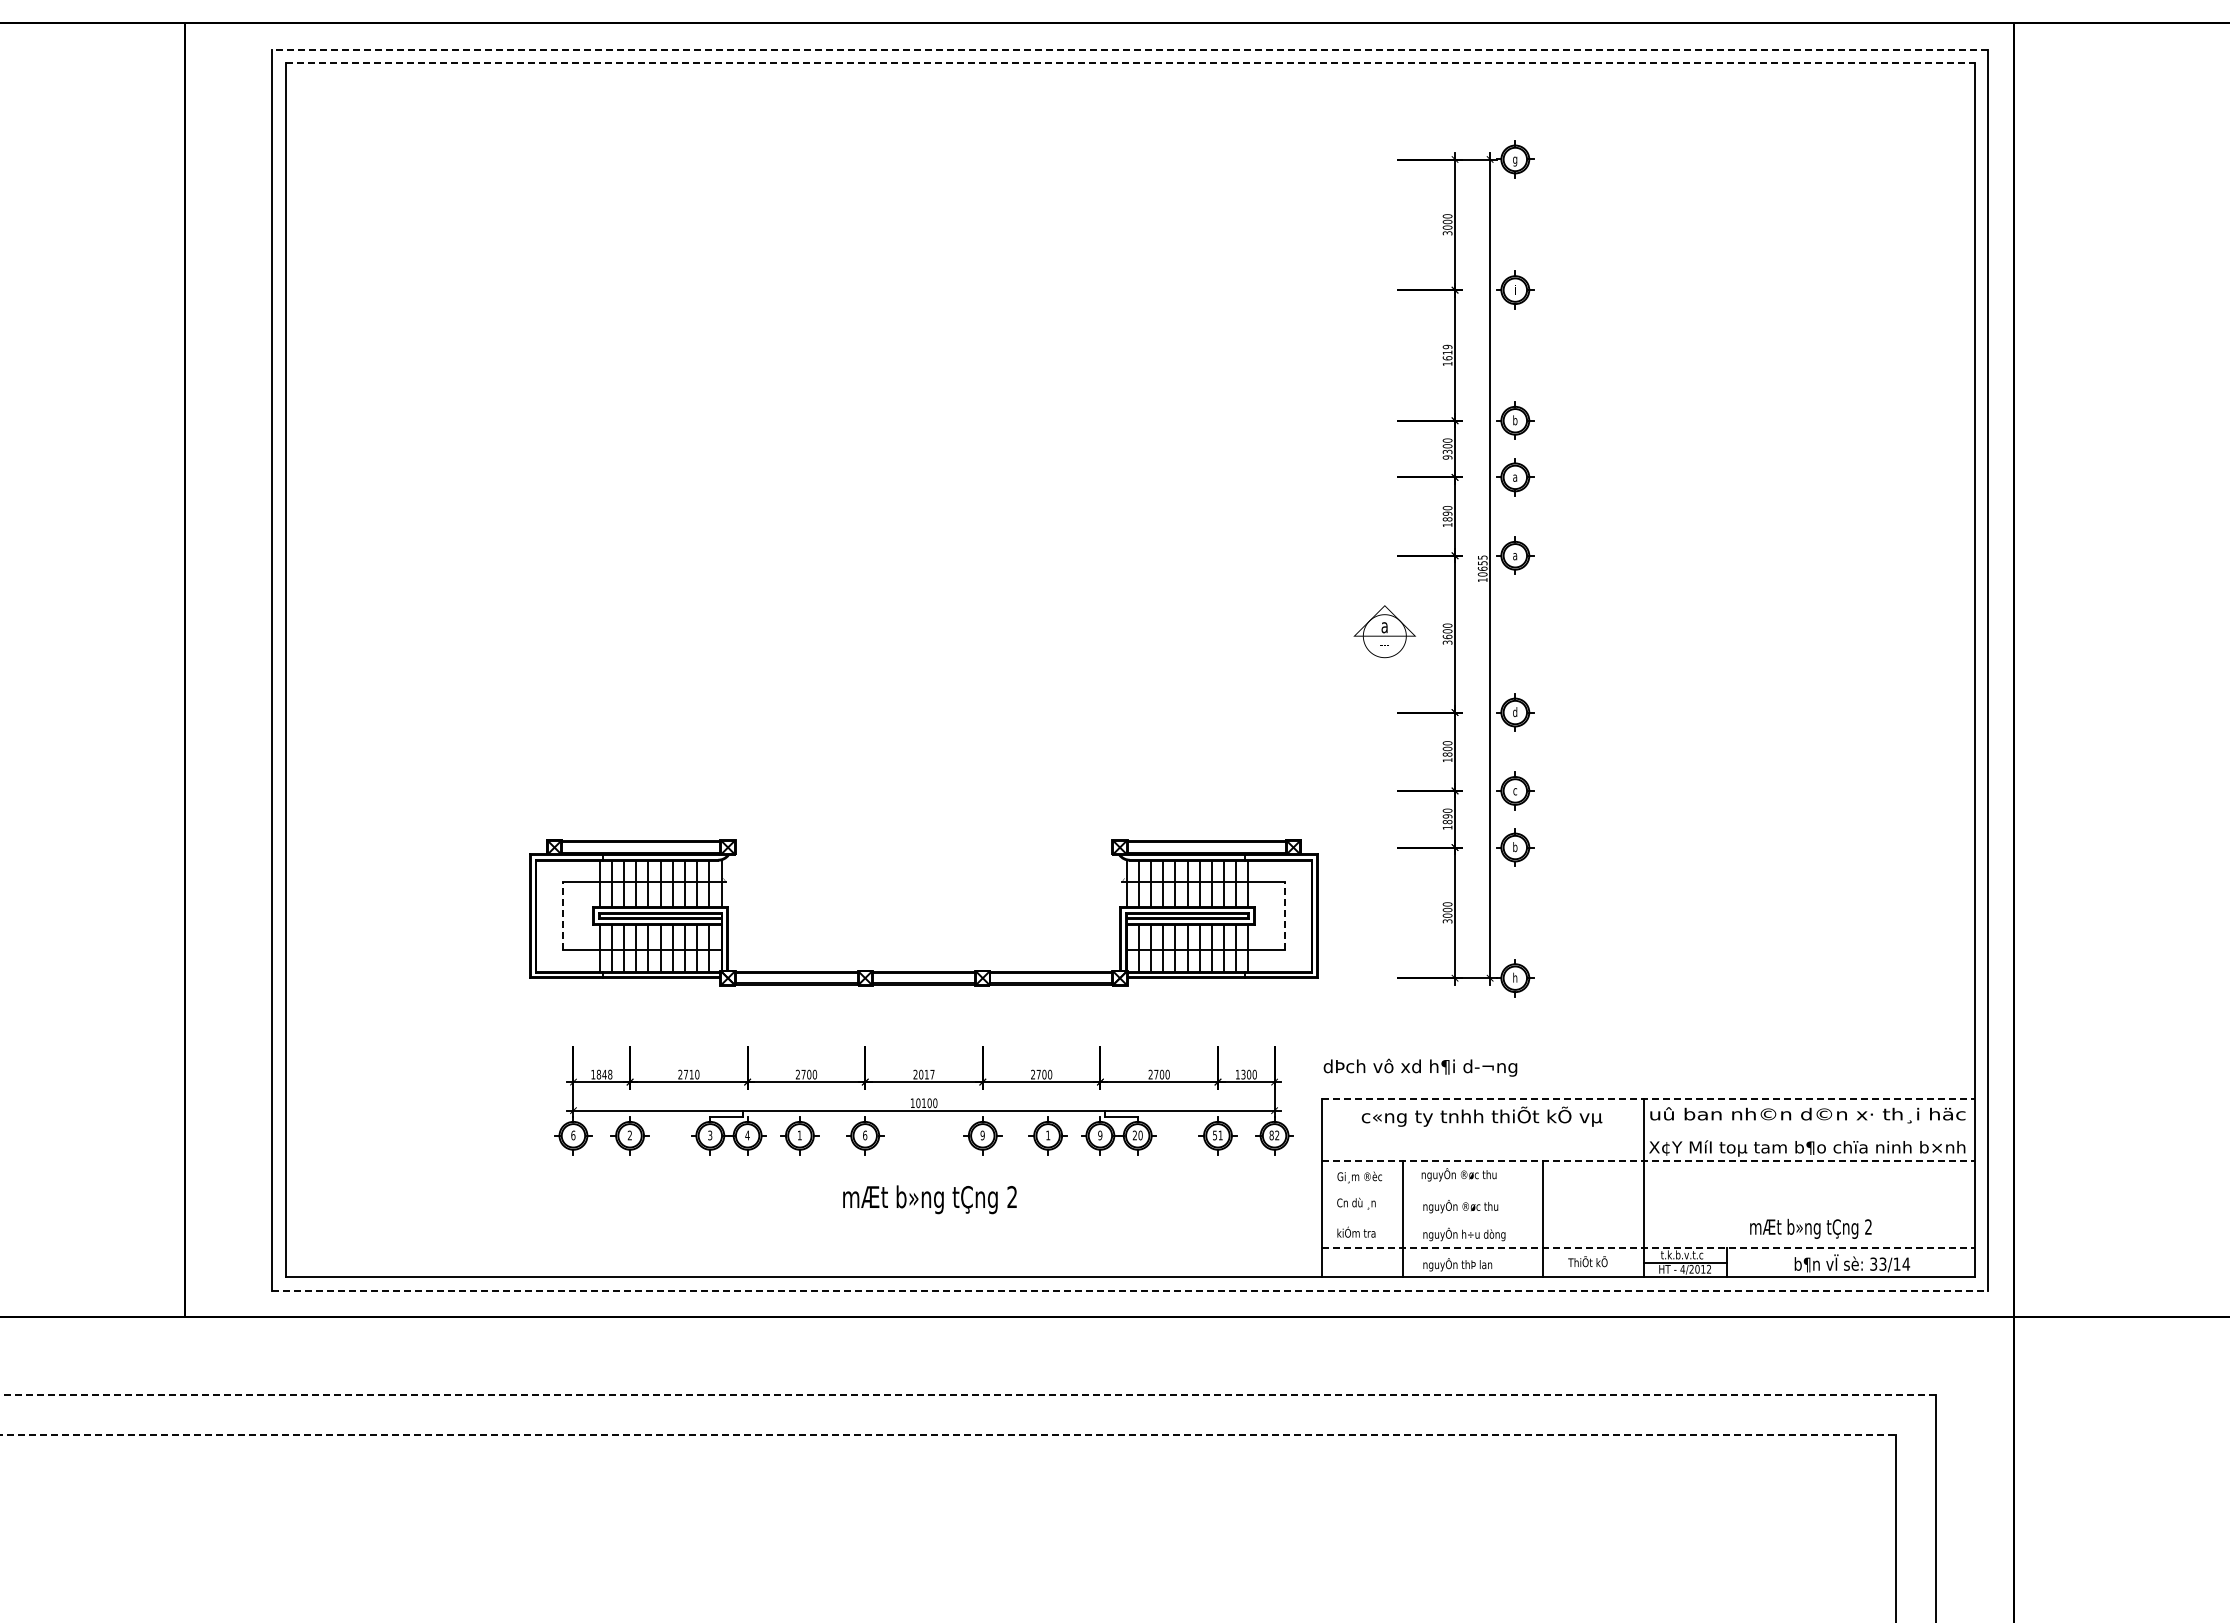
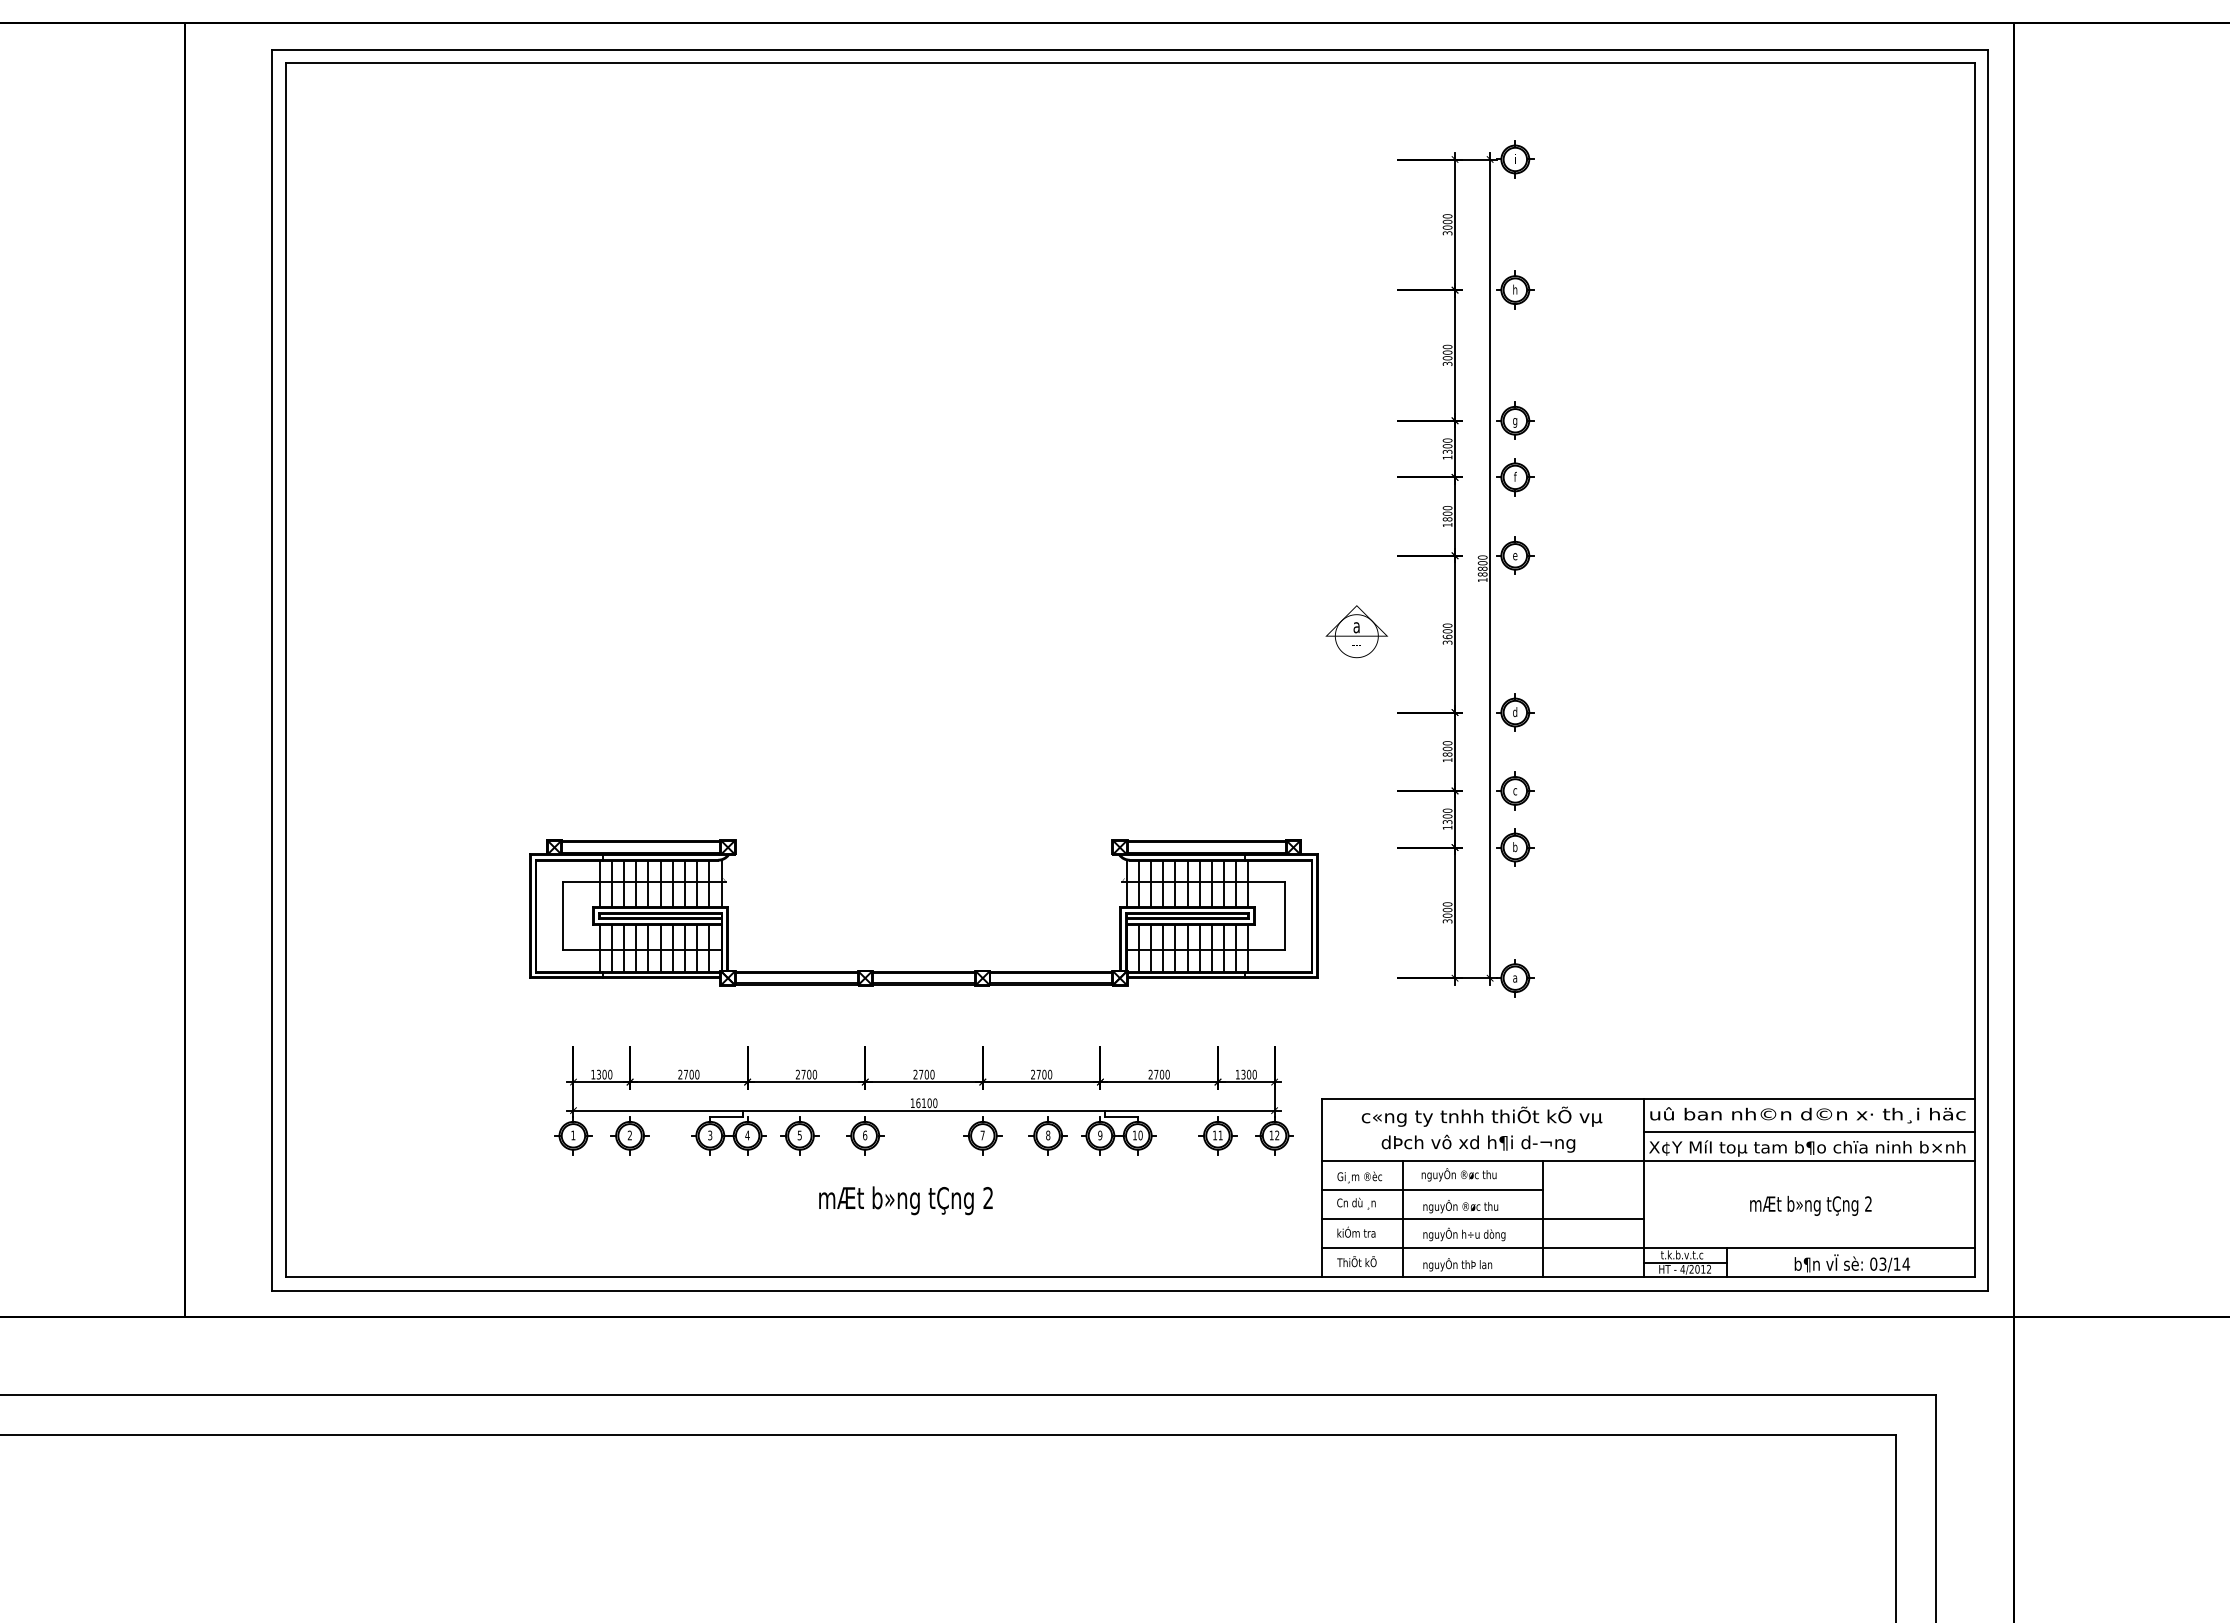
line: dashed -> solid (1130, 49)
line: dashed -> solid (1130, 62)
text: g -> i (1515, 160)
text: i -> h (1515, 289)
text: 1619 -> 3000 (1447, 355)
text: b -> g (1515, 421)
text: 9300 -> 1300 (1447, 457)
text: a -> f (1515, 476)
text: 1890 -> 1800 (1447, 513)
text: a -> e (1515, 556)
text: 10655 -> 18800 (1482, 565)
part position: (1384, 631) -> (1356, 631) (1356, 631)
text: 1890 -> 1300 (1447, 819)
line: dashed -> solid (563, 915)
line: dashed -> solid (1284, 915)
text: h -> a (1515, 977)
text position: (1420, 1067) -> (1478, 1143) (1478, 1143)
text: 1848 -> 1300 (604, 1074)
text: 2710 -> 2700 (691, 1074)
text: 2017 -> 2700 (926, 1074)
line: dashed -> solid (1648, 1099)
text: 10100 -> 16100 (918, 1102)
line: none -> present (1808, 1131)
text: 20 -> 10 (1134, 1134)
text: 6 -> 1 (573, 1135)
text: 1 -> 5 (799, 1135)
text: 9 -> 7 (982, 1135)
text: 1 -> 8 (1048, 1135)
text: 51 -> 11 (1214, 1135)
text: 82 -> 12 (1271, 1135)
line: dashed -> solid (1648, 1160)
line: none -> present (1431, 1190)
text position: (929, 1199) -> (905, 1200) (905, 1200)
line: none -> present (1482, 1219)
text position: (1810, 1228) -> (1810, 1205) (1810, 1205)
line: dashed -> solid (1648, 1248)
text position: (1587, 1261) -> (1356, 1261) (1356, 1261)
text: 33/14 -> 03/14 (1873, 1263)
line: dashed -> solid (1130, 1290)
line: dashed -> solid (968, 1395)
line: dashed -> solid (948, 1435)
